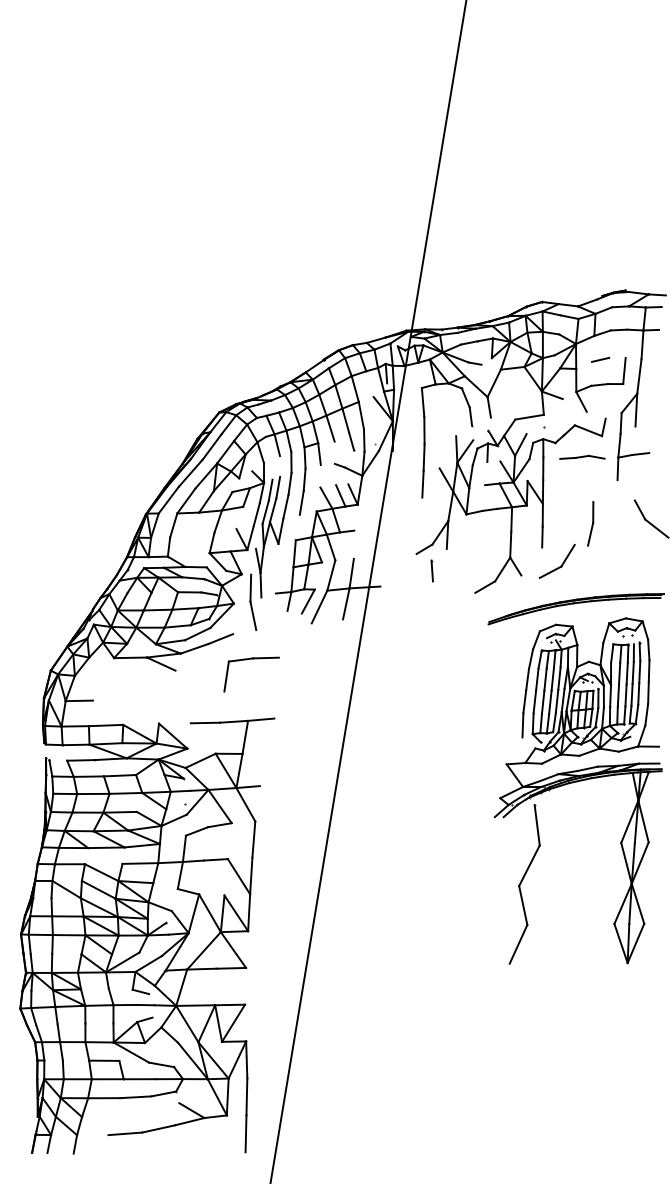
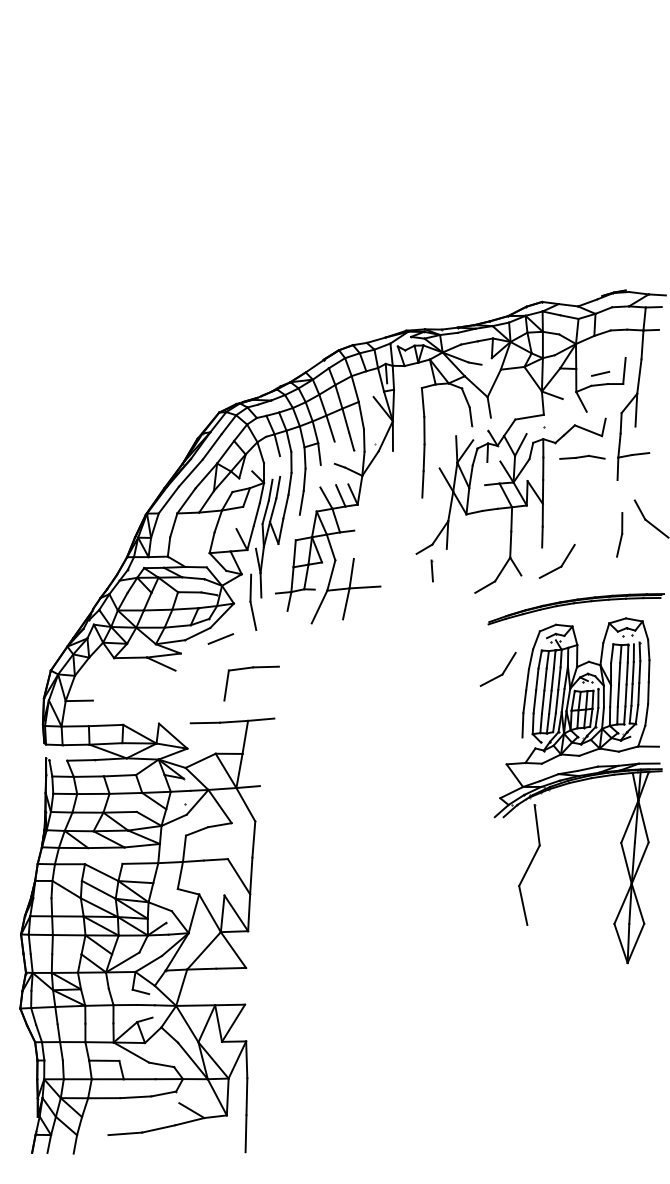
line position: (600, 359) -> (600, 373) (600, 373)
part position: (590, 523) -> (619, 534) (619, 534)
line: present -> none (368, 591)
line: present -> none (307, 601)
line: present -> none (194, 648)
part position: (246, 660) -> (246, 669) (246, 669)
part: none -> present (503, 670)
line: present -> none (518, 943)
